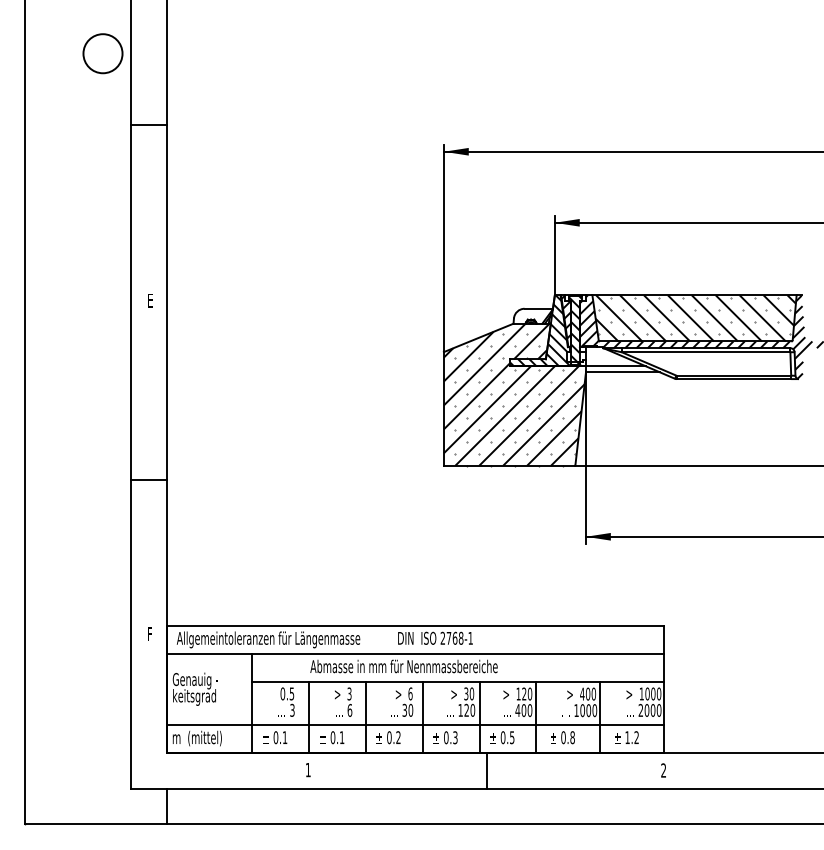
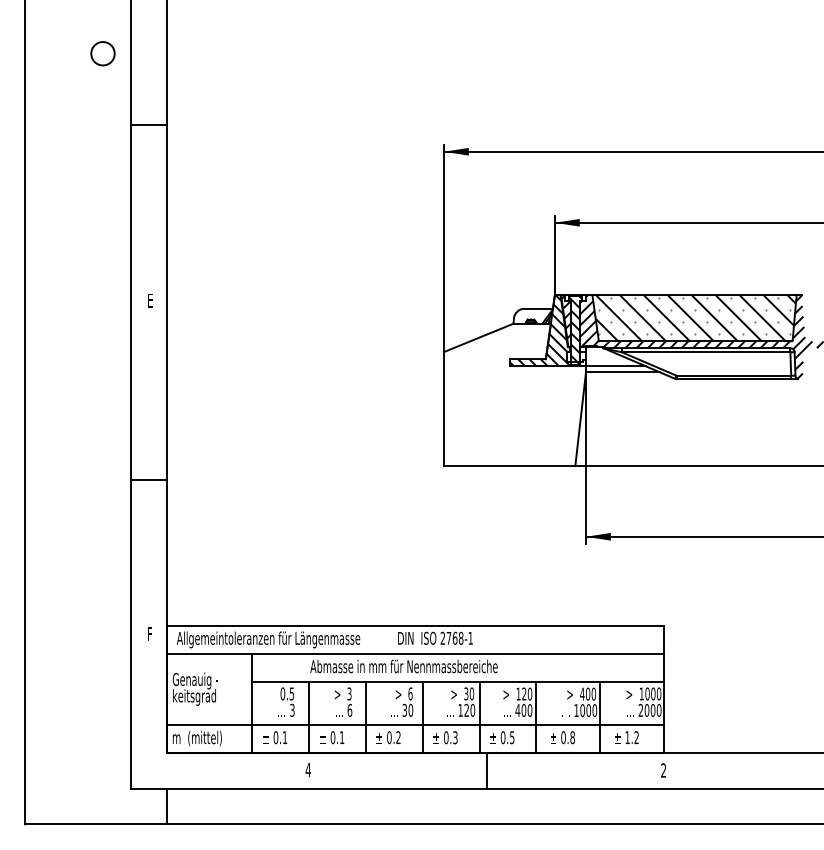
circle diameter: 39 px -> 23 px (102, 53)
hatch: present -> none (513, 394)
text: 1 -> 4 (307, 770)
